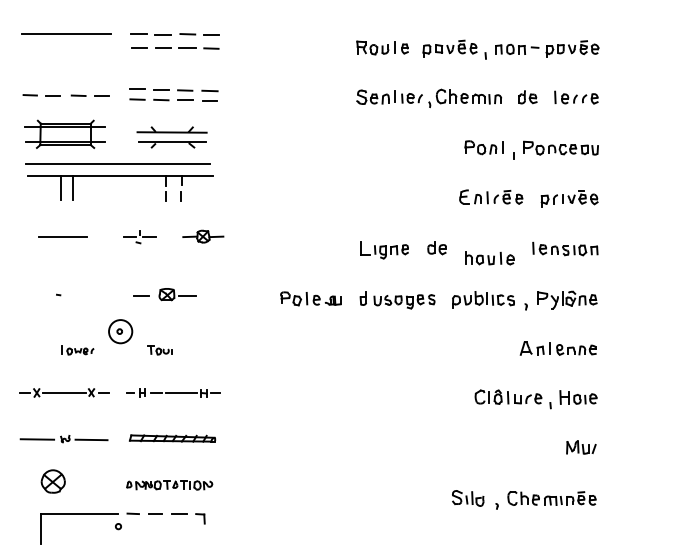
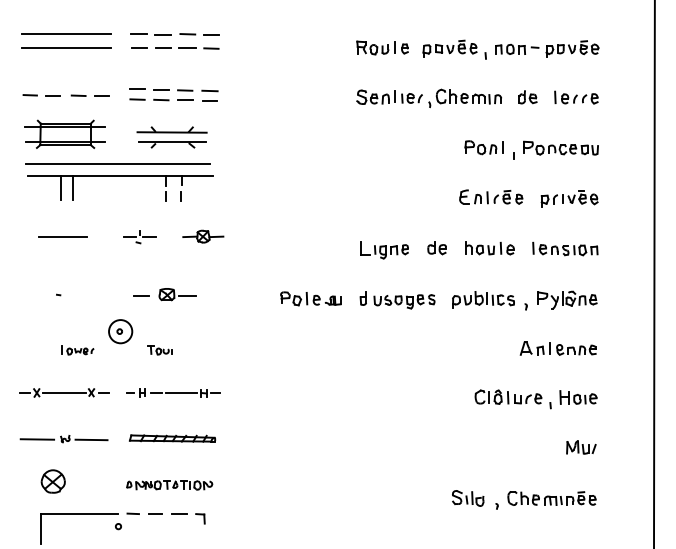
line: none -> present (65, 47)
part position: (489, 258) -> (489, 248) (489, 248)
line: none -> present (654, 273)
